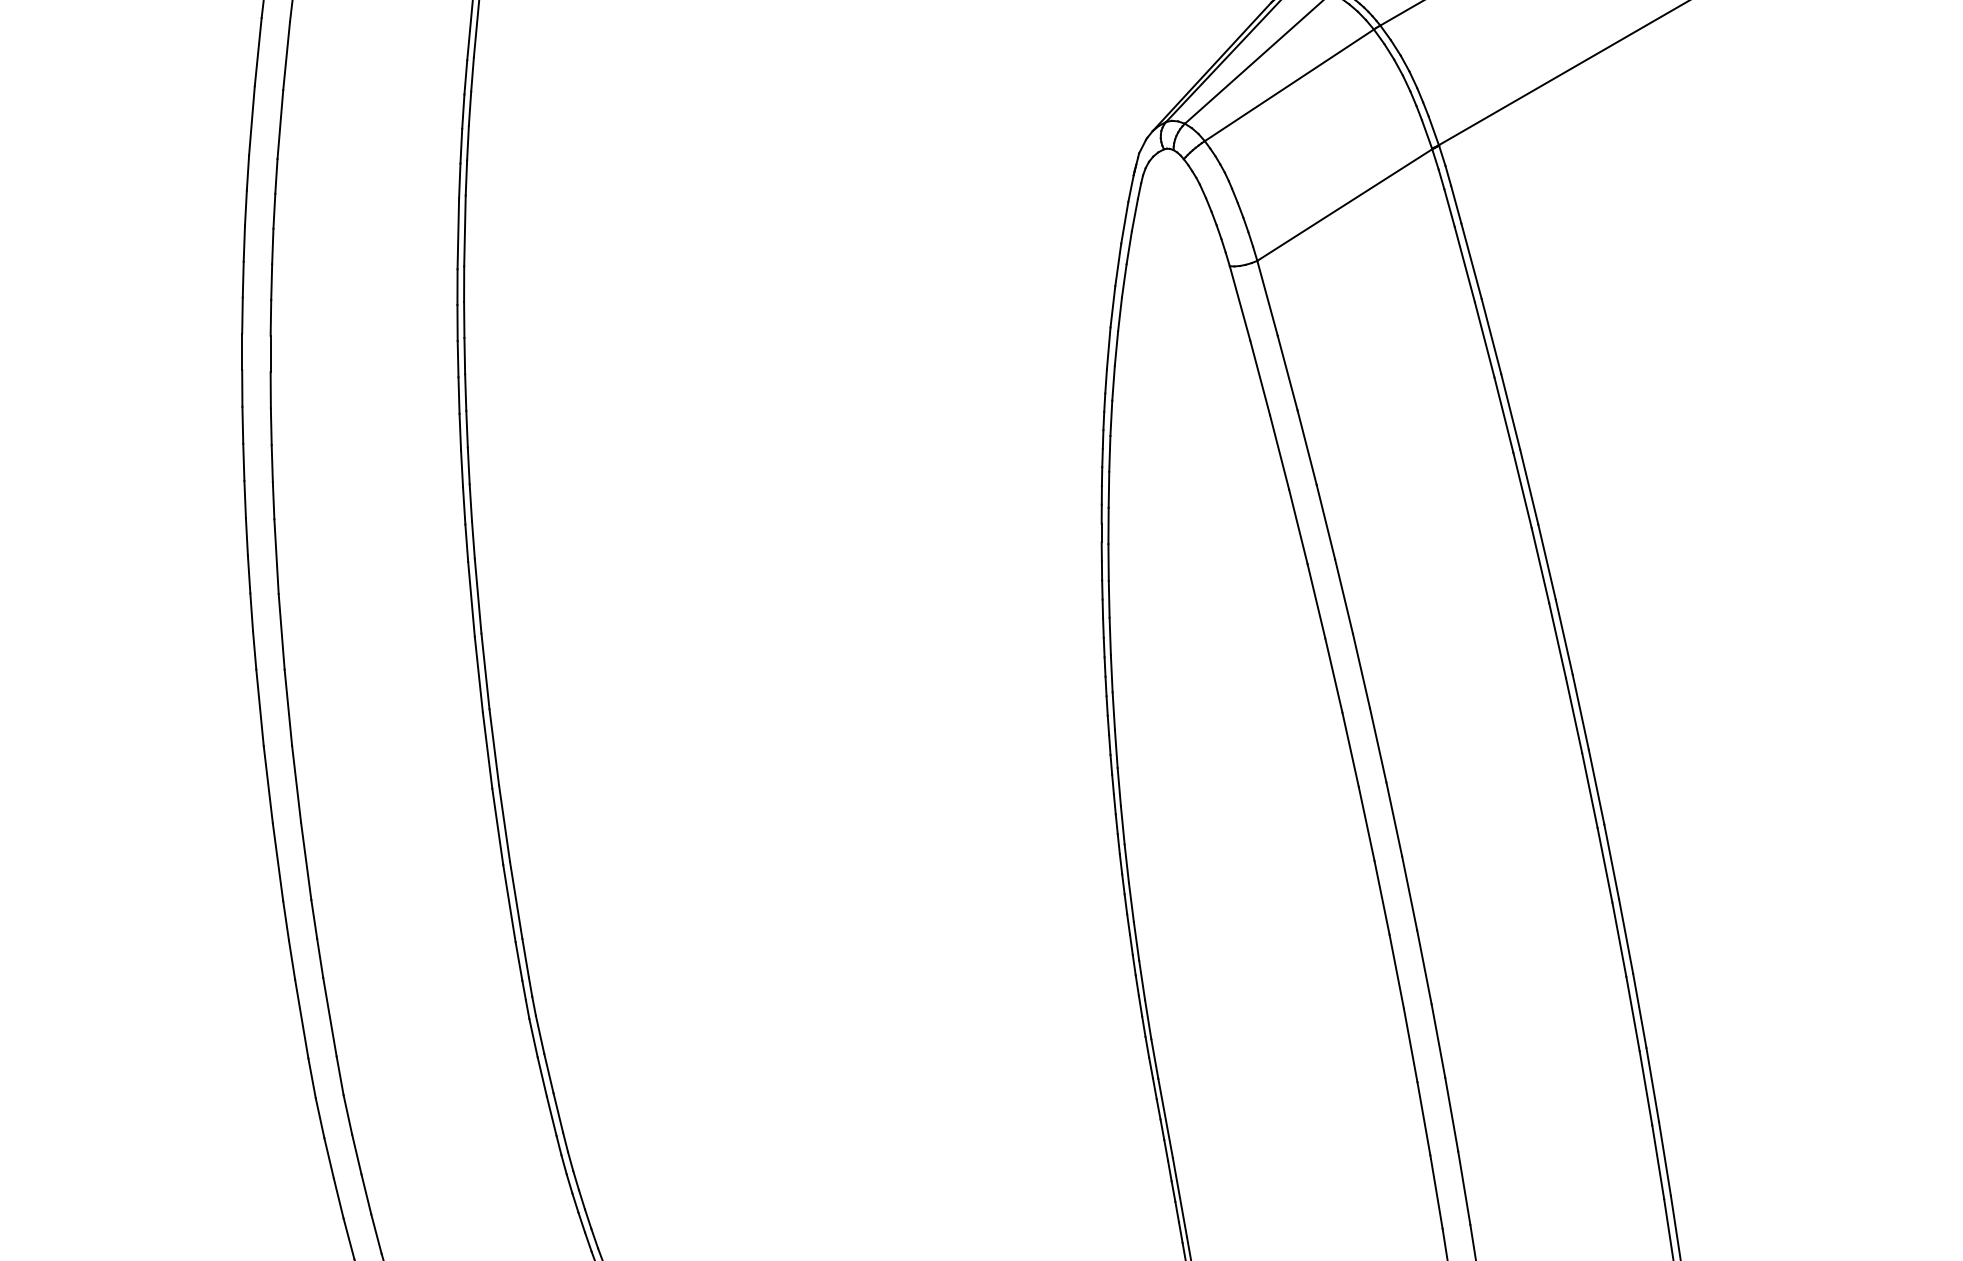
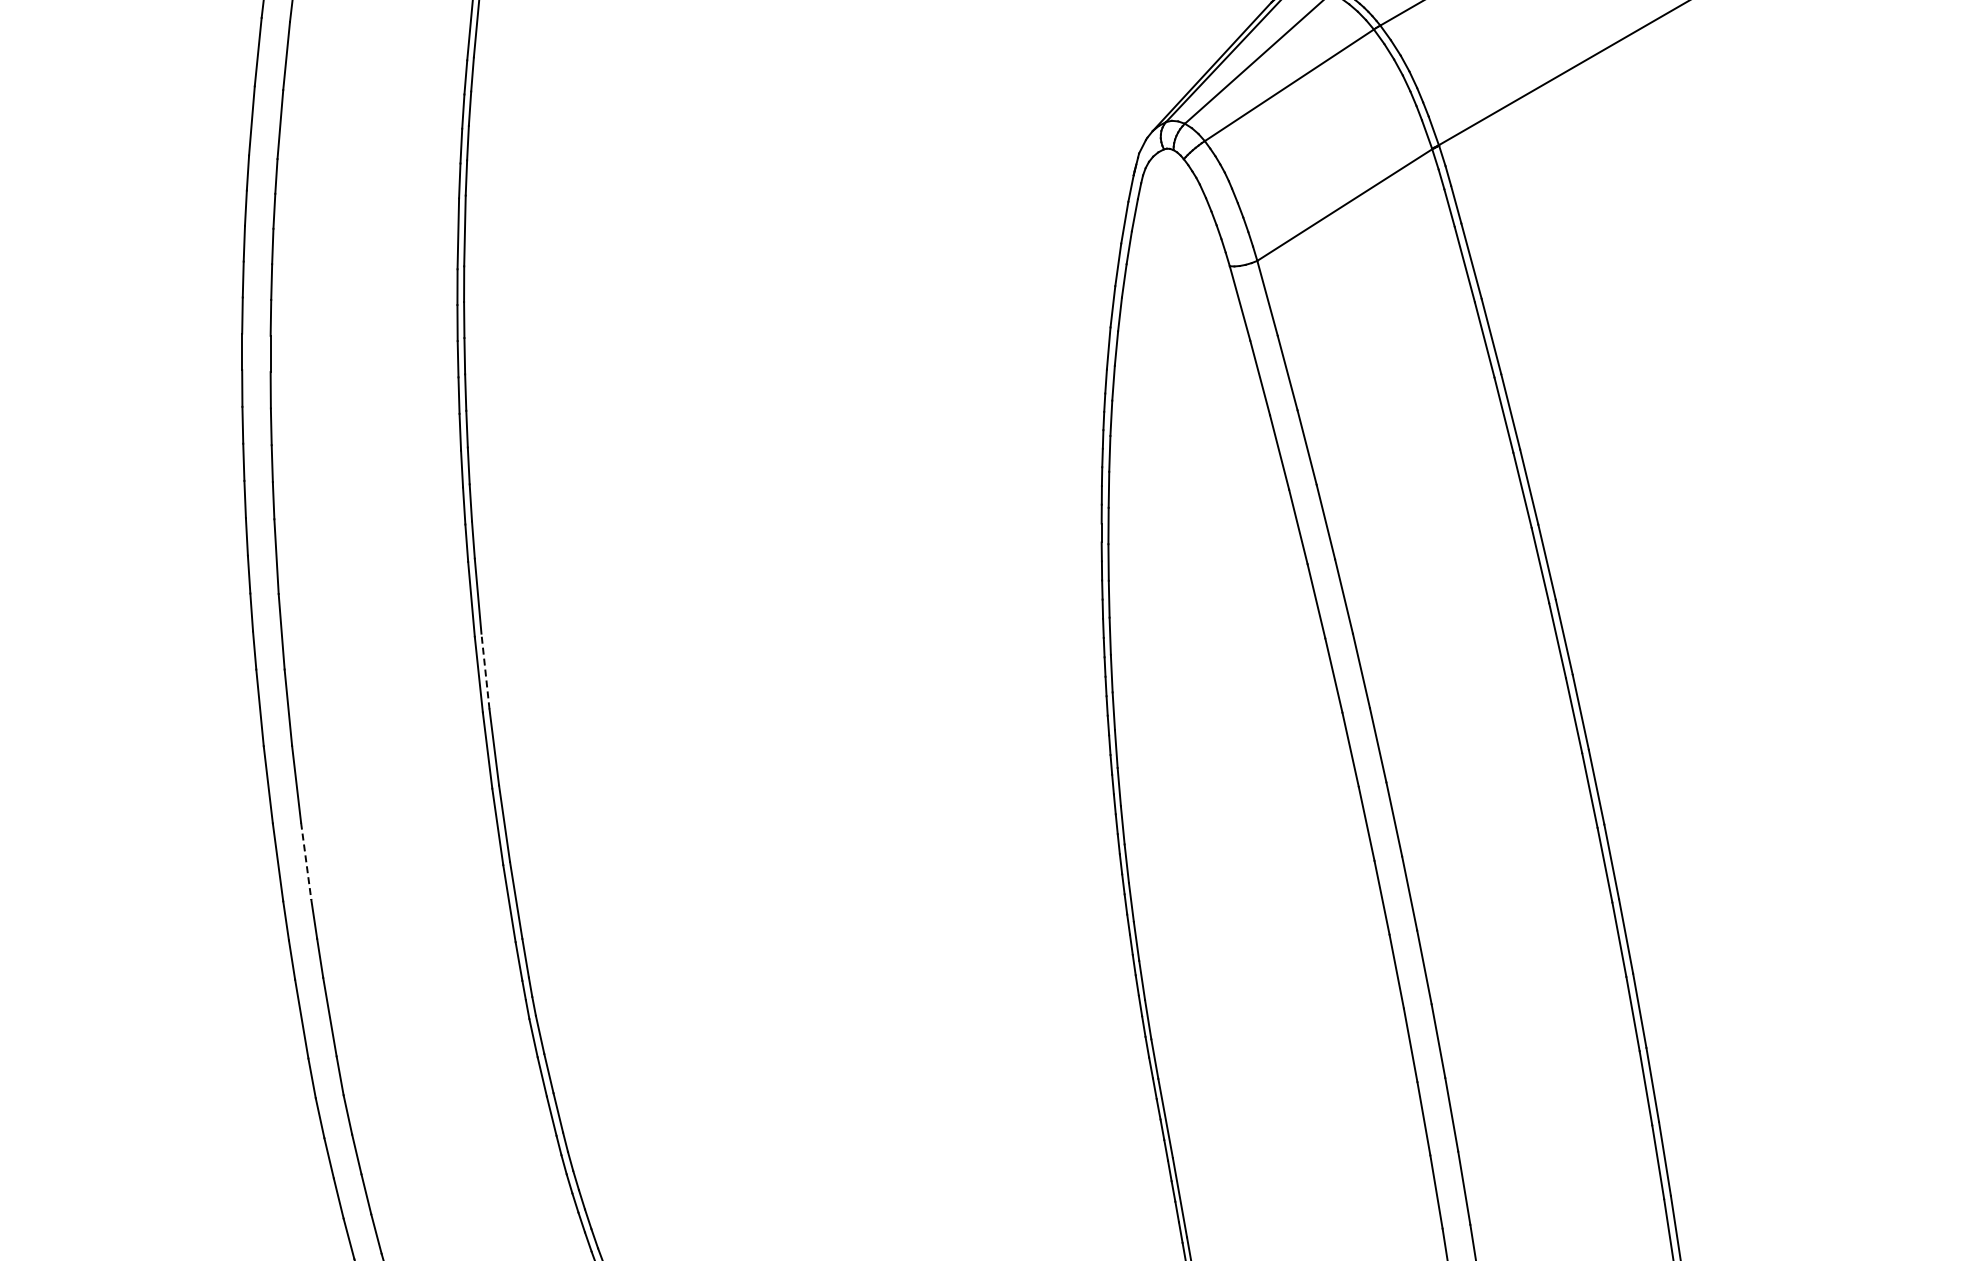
line: solid -> dashed (485, 671)
line: solid -> dashed (306, 861)
